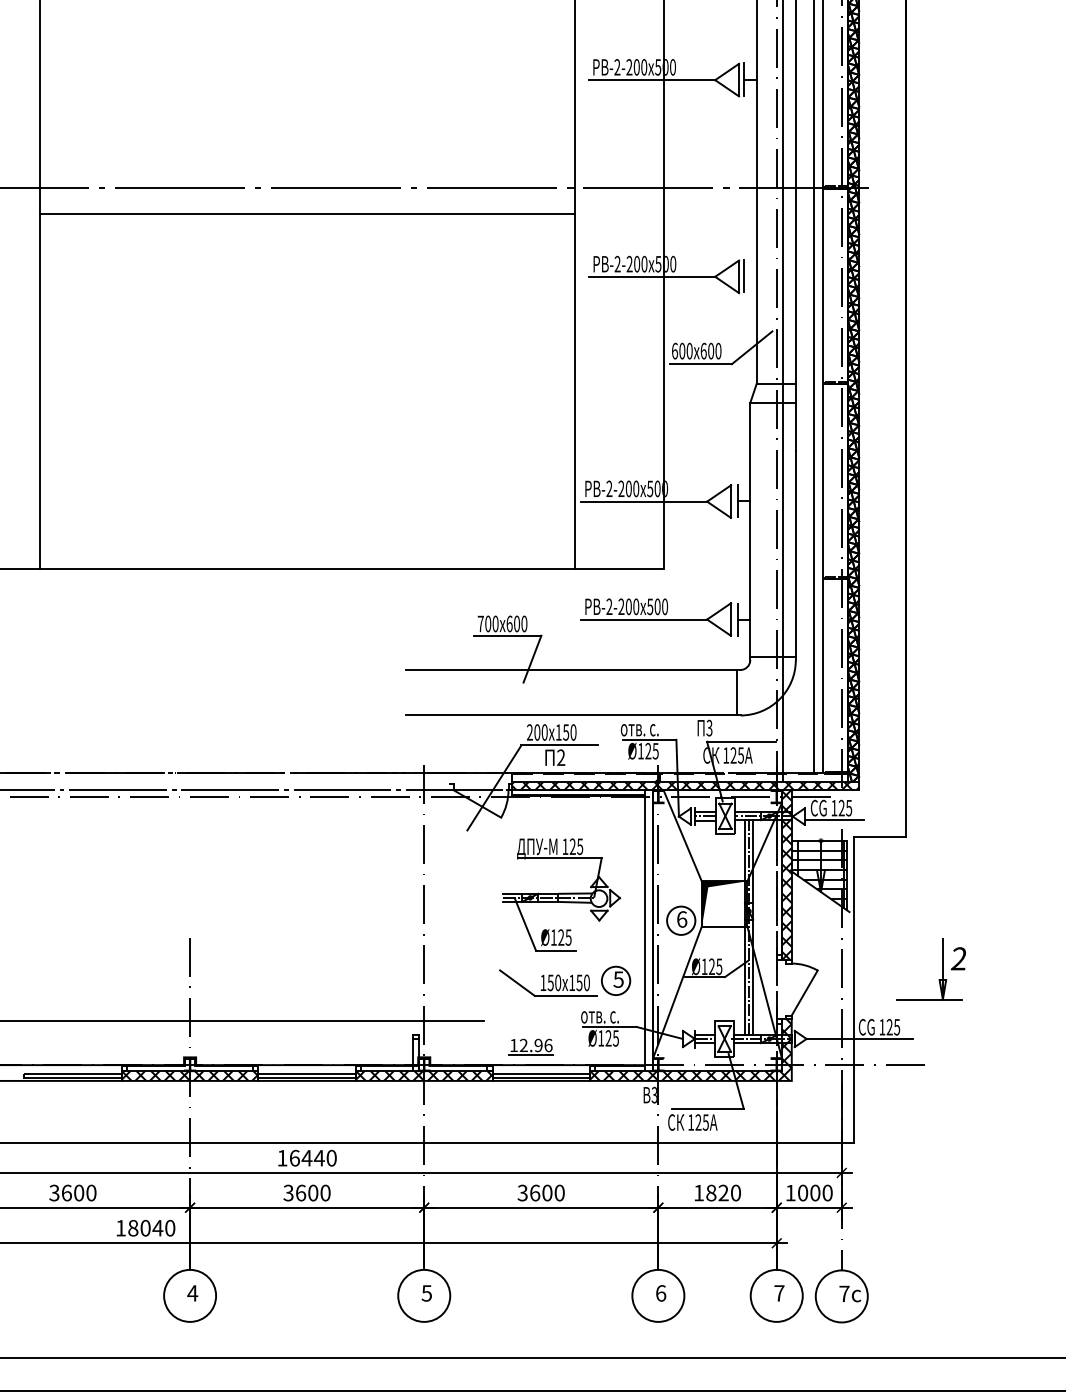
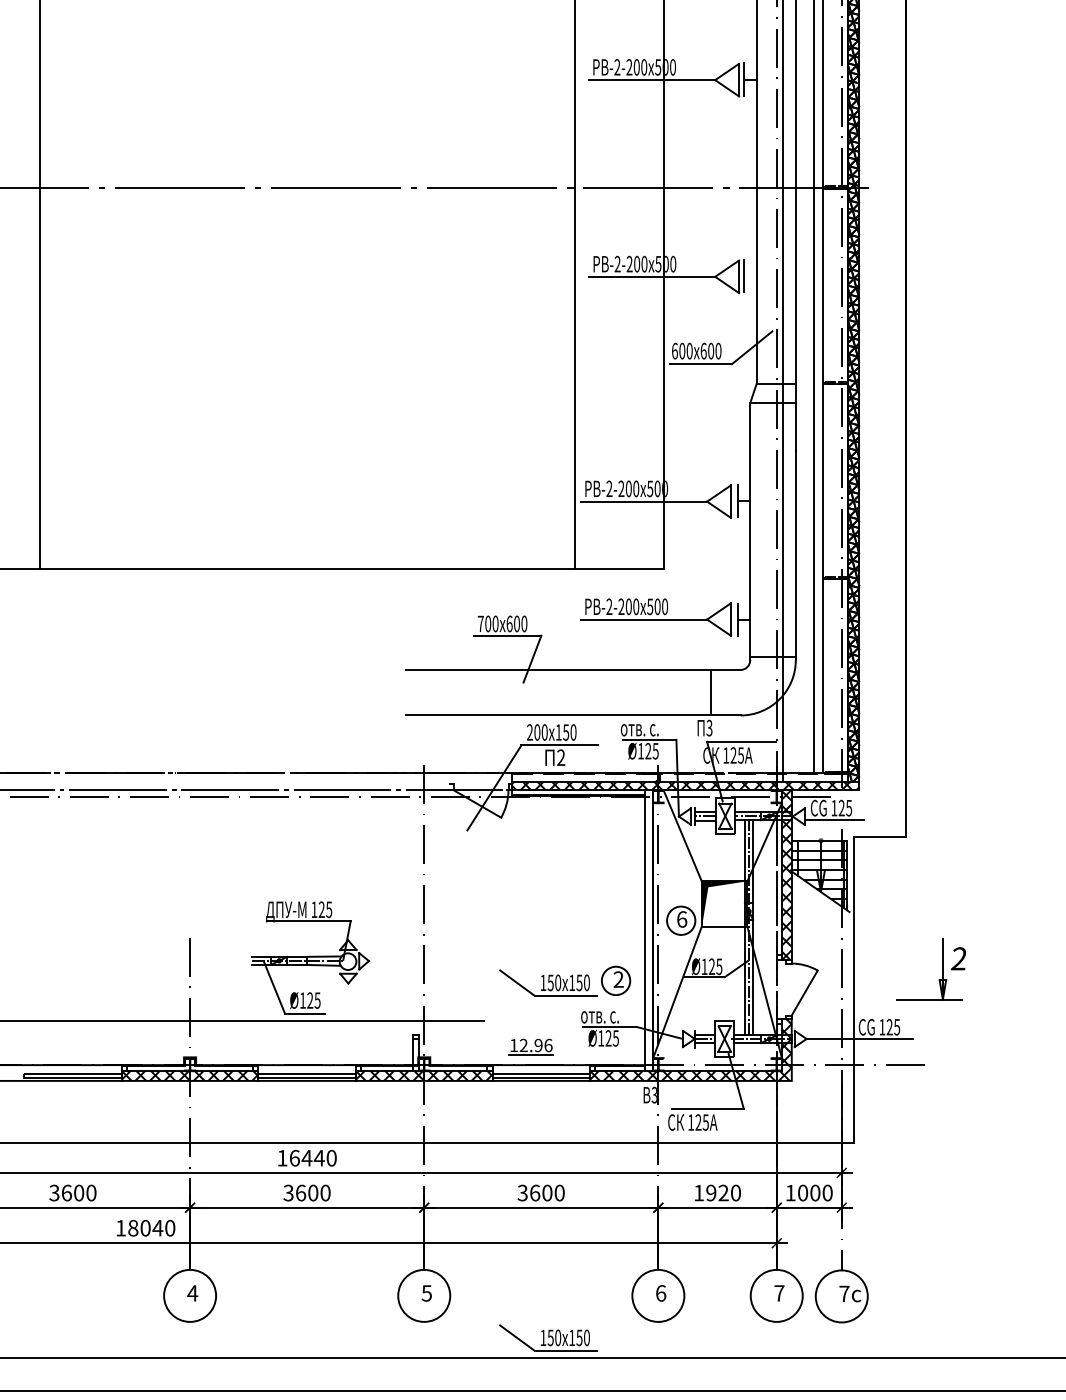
line: present -> none (306, 213)
line position: (737, 692) -> (711, 692) (711, 692)
part position: (561, 894) -> (310, 957) (310, 957)
text: 5 -> 2 (618, 979)
text: 1820 -> 1920 (711, 1192)
part: none -> present (548, 1337)
